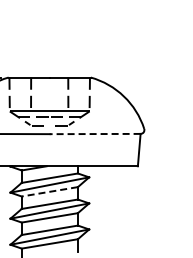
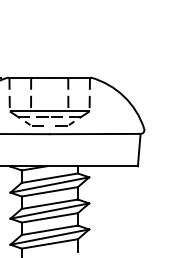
line: dashed -> solid (94, 134)
line: dashed -> solid (49, 191)
